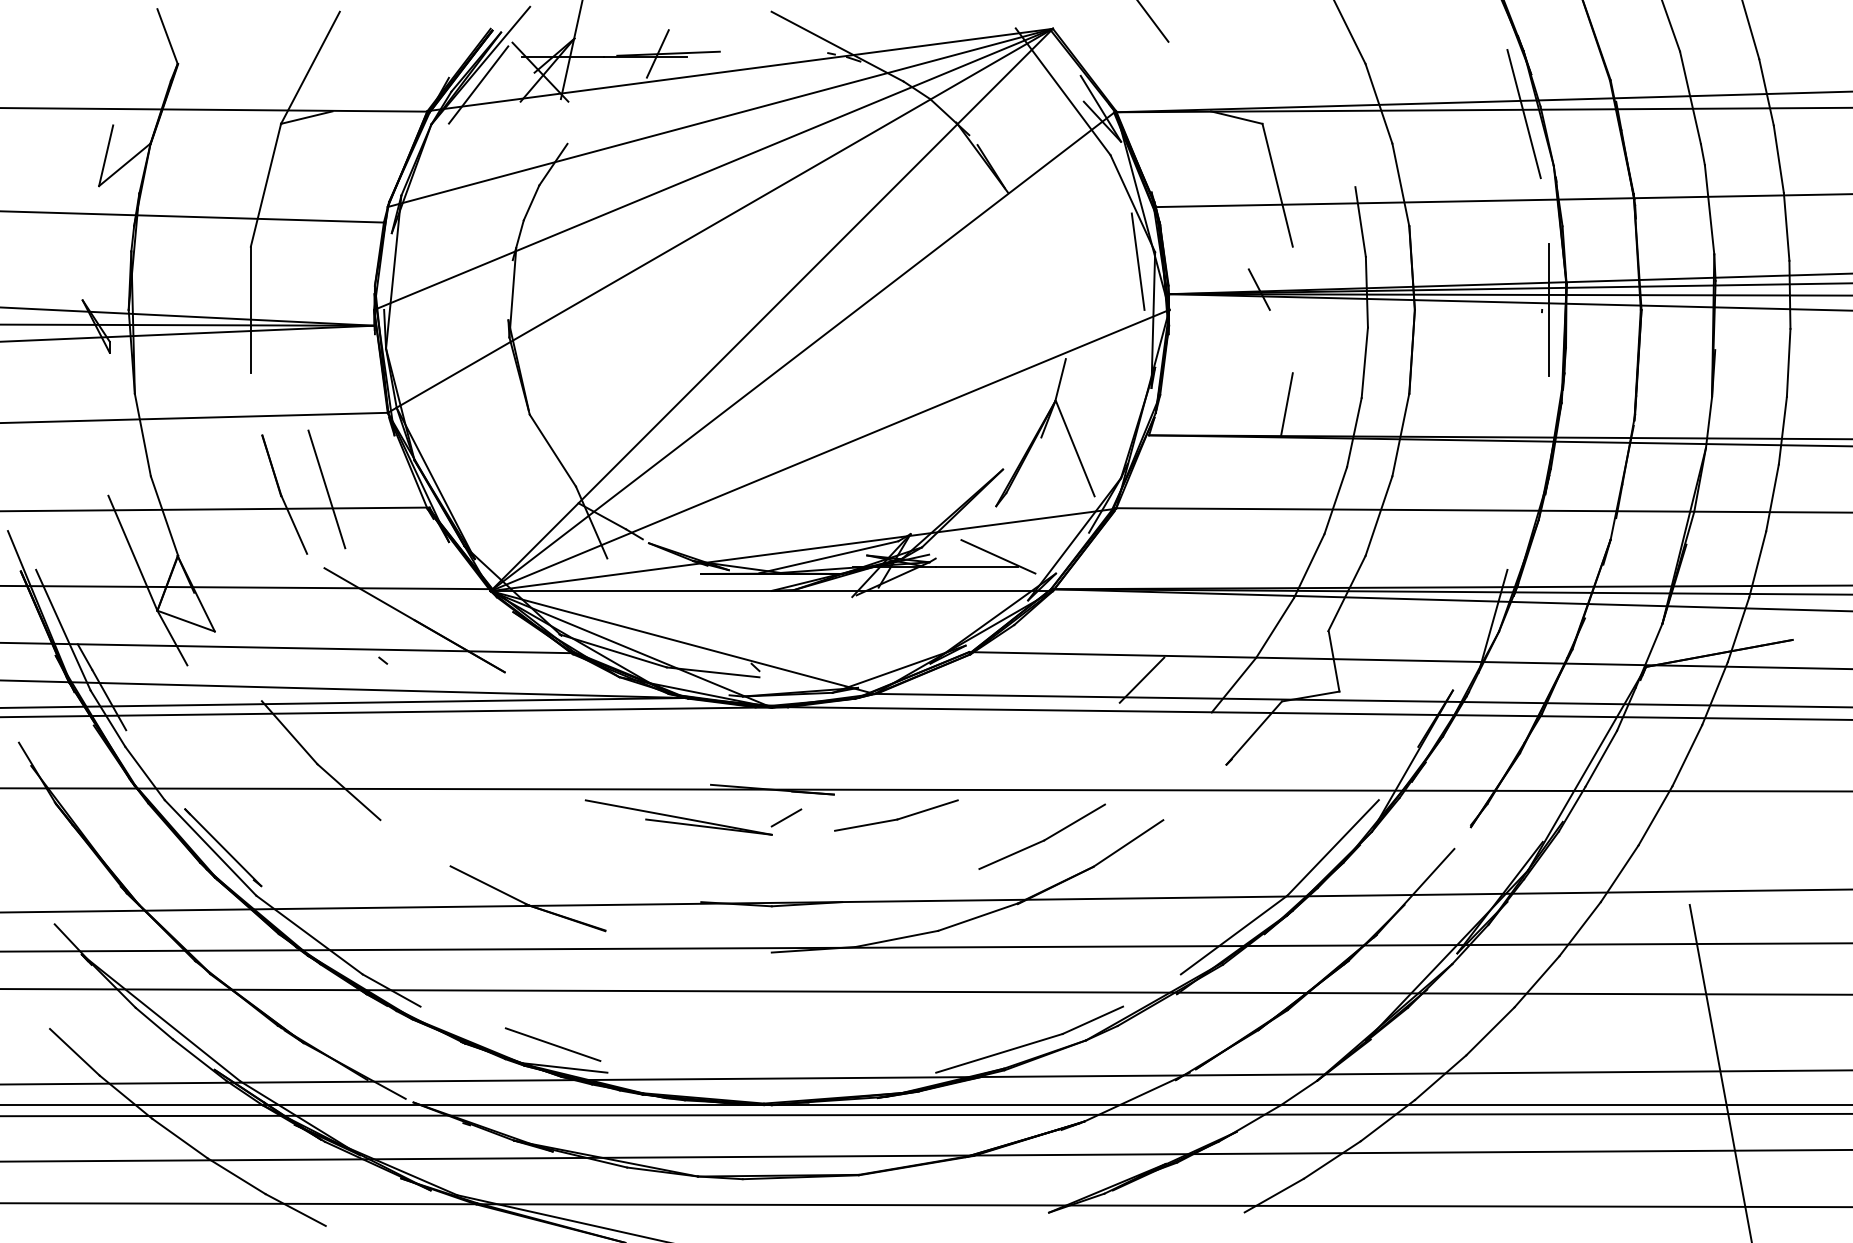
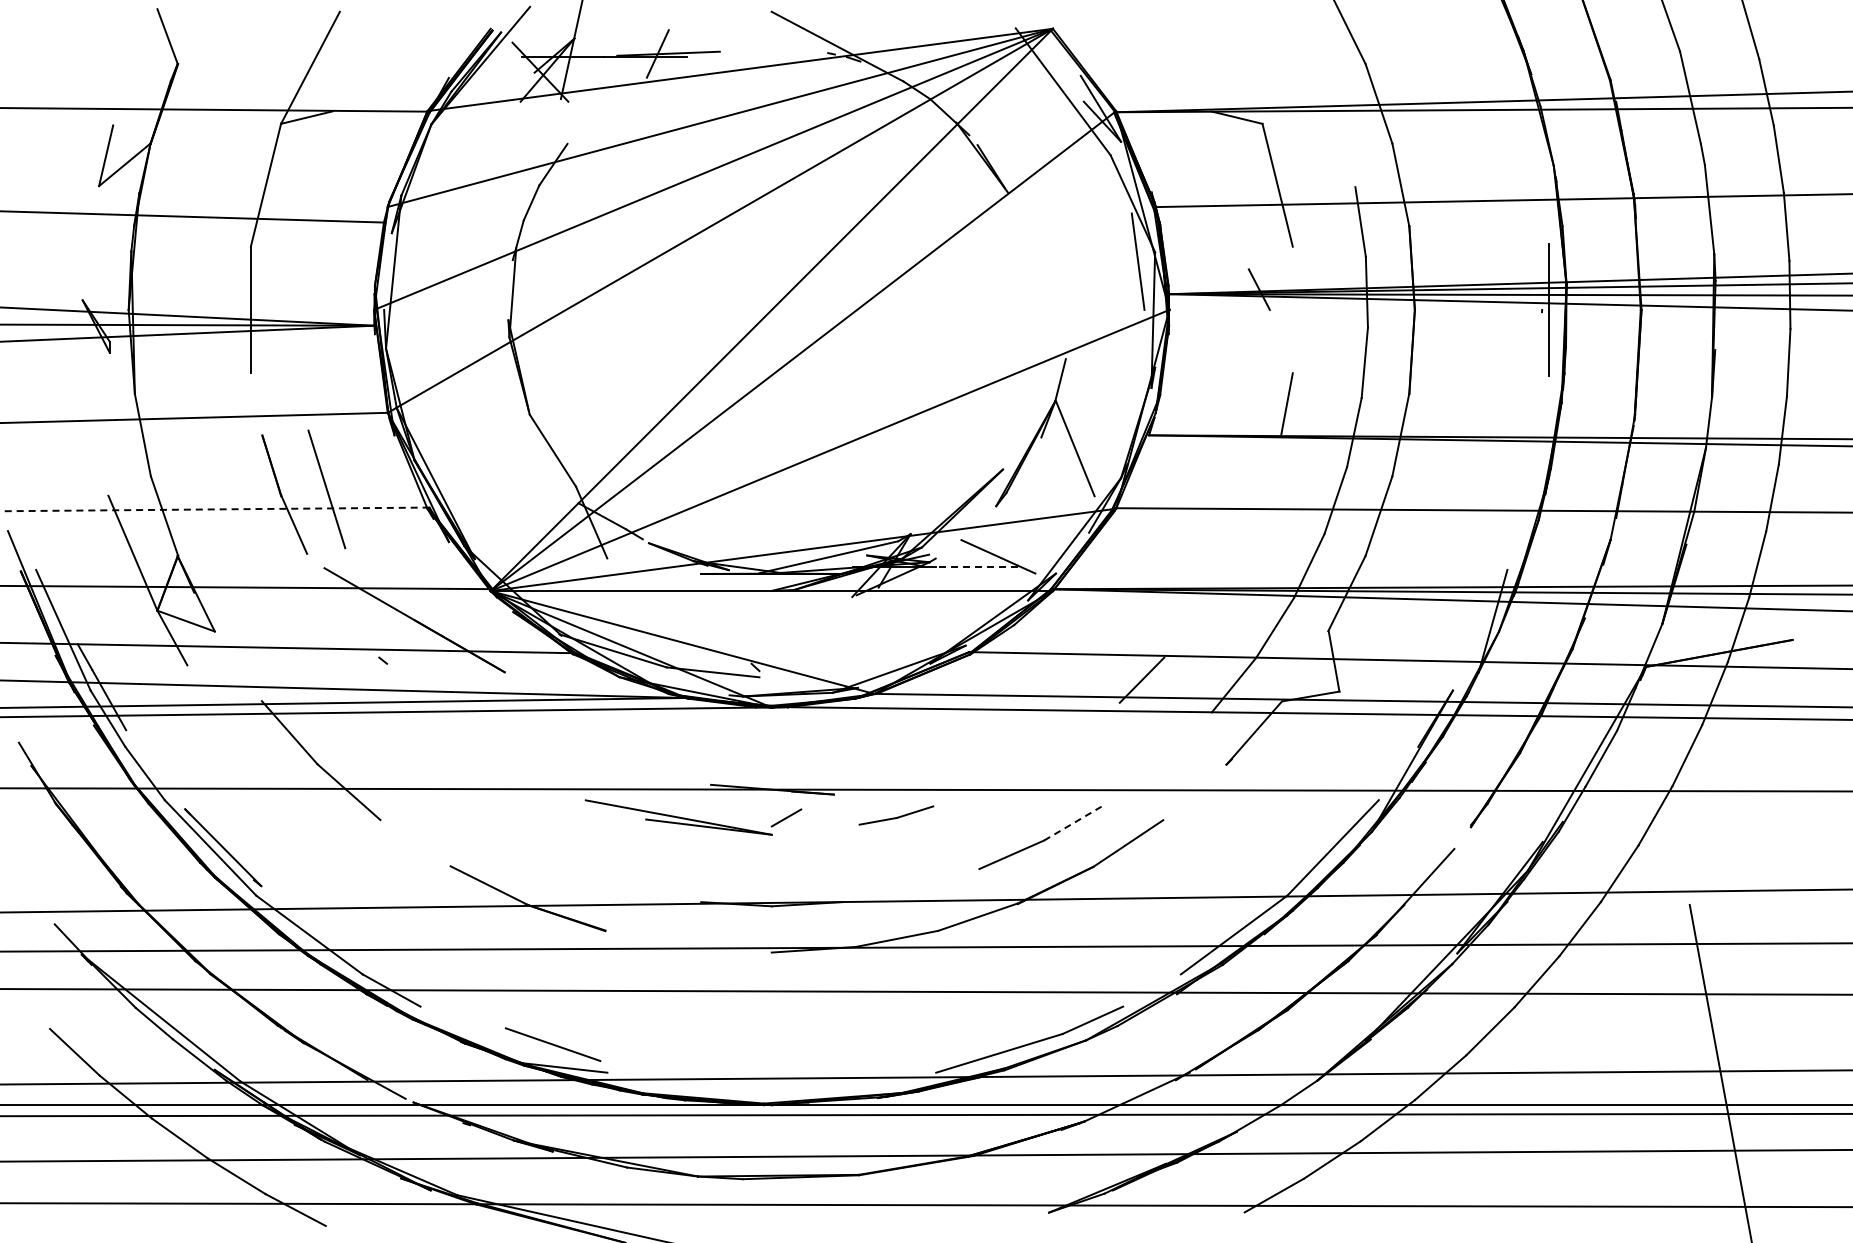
line: present -> none (1153, 21)
line: present -> none (478, 84)
line: present -> none (1523, 114)
line: solid -> dashed (214, 509)
line: solid -> dashed (977, 567)
part size: 125x33 px -> 77x21 px (896, 815)
line: solid -> dashed (1075, 822)
